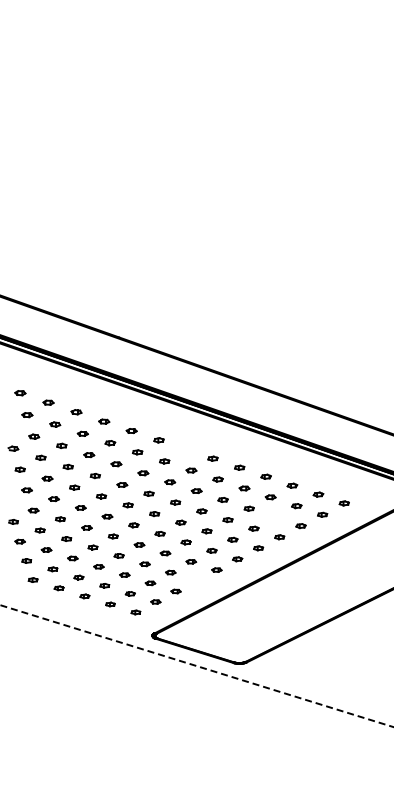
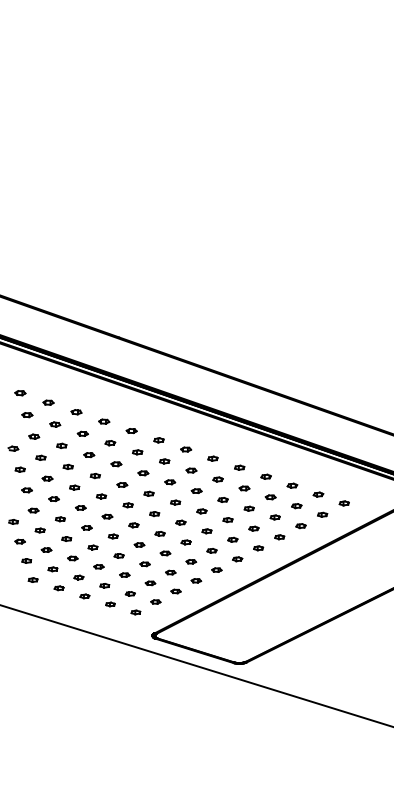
part: none -> present (186, 449)
part: none -> present (274, 517)
part: none -> present (196, 580)
line: dashed -> solid (196, 665)
